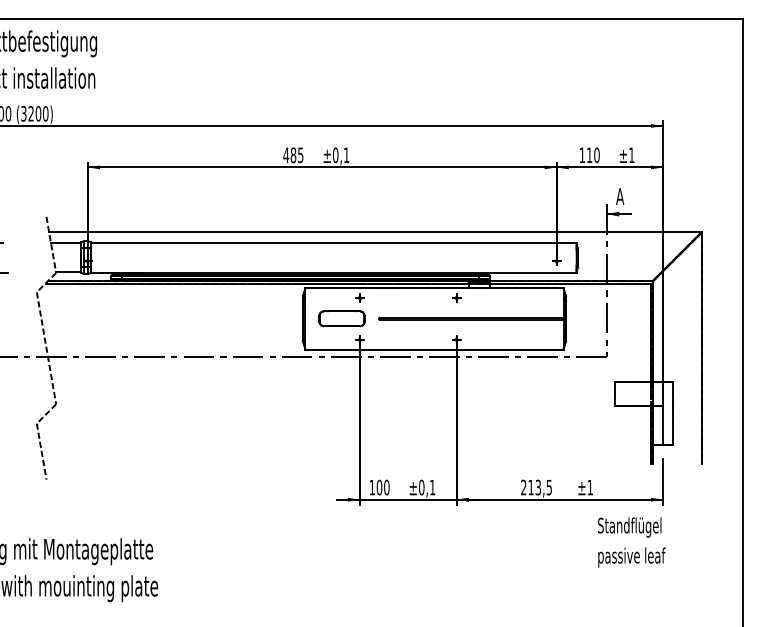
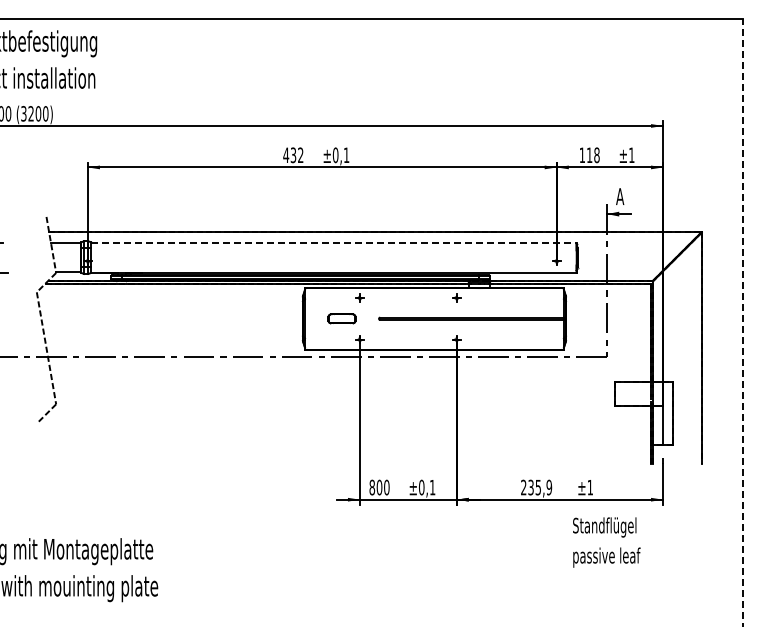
text: 485 -> 432 (296, 155)
text: 110 -> 118 (596, 155)
line: solid -> dashed (333, 242)
part size: 48x18 px -> 30x12 px (341, 318)
line: solid -> dashed (743, 322)
line: present -> none (41, 451)
text: 100 -> 800 (372, 487)
text: 213,5 -> 235,9 (540, 487)
text position: (631, 542) -> (606, 542) (606, 542)
